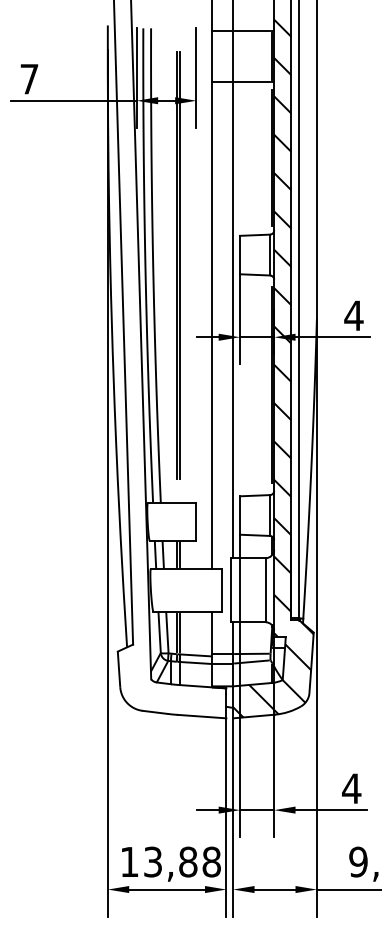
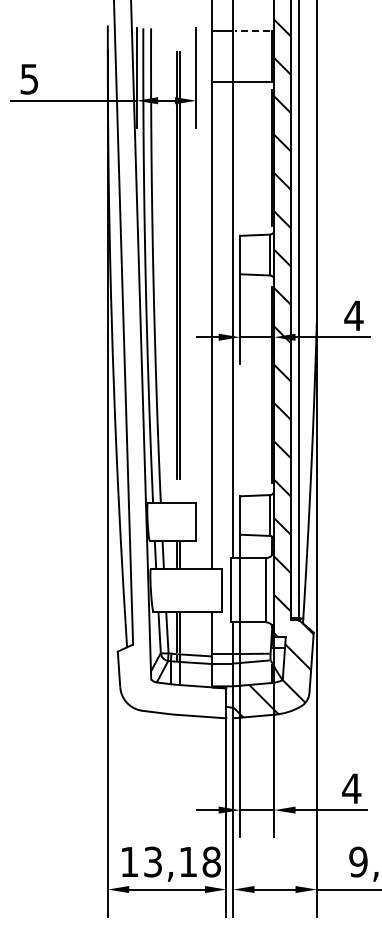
line: solid -> dashed (252, 30)
text: 7 -> 5 (29, 79)
text: 13,88 -> 13,18 (188, 861)
